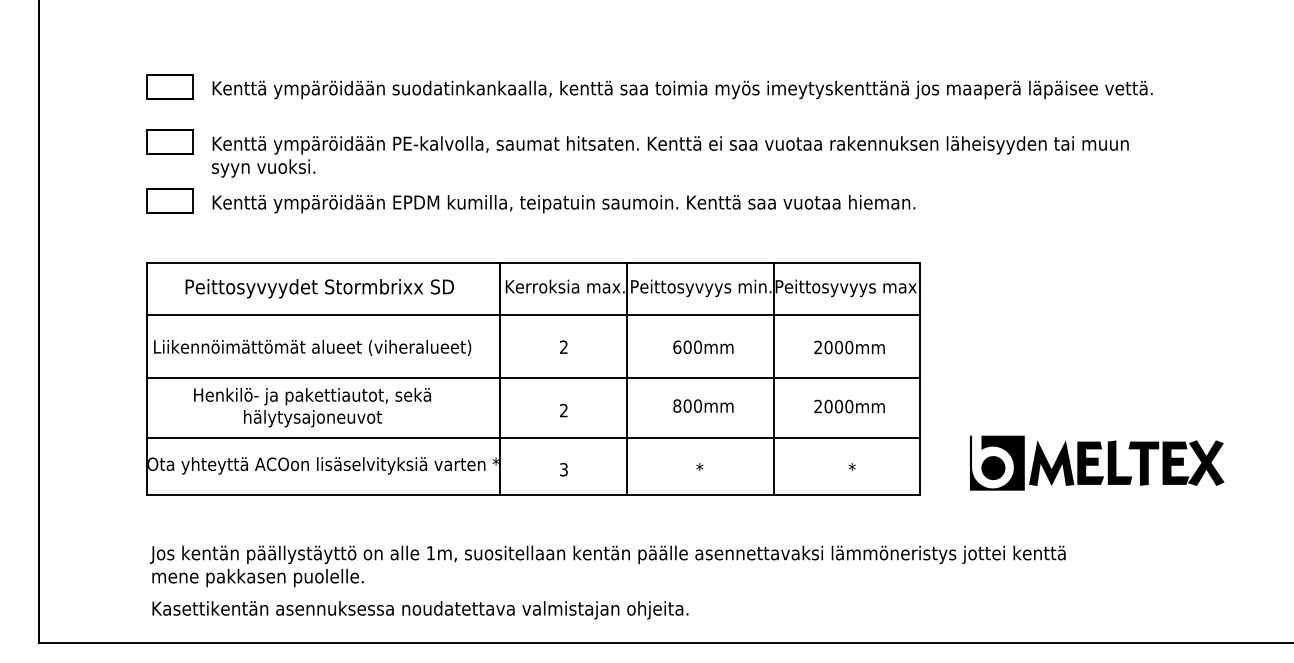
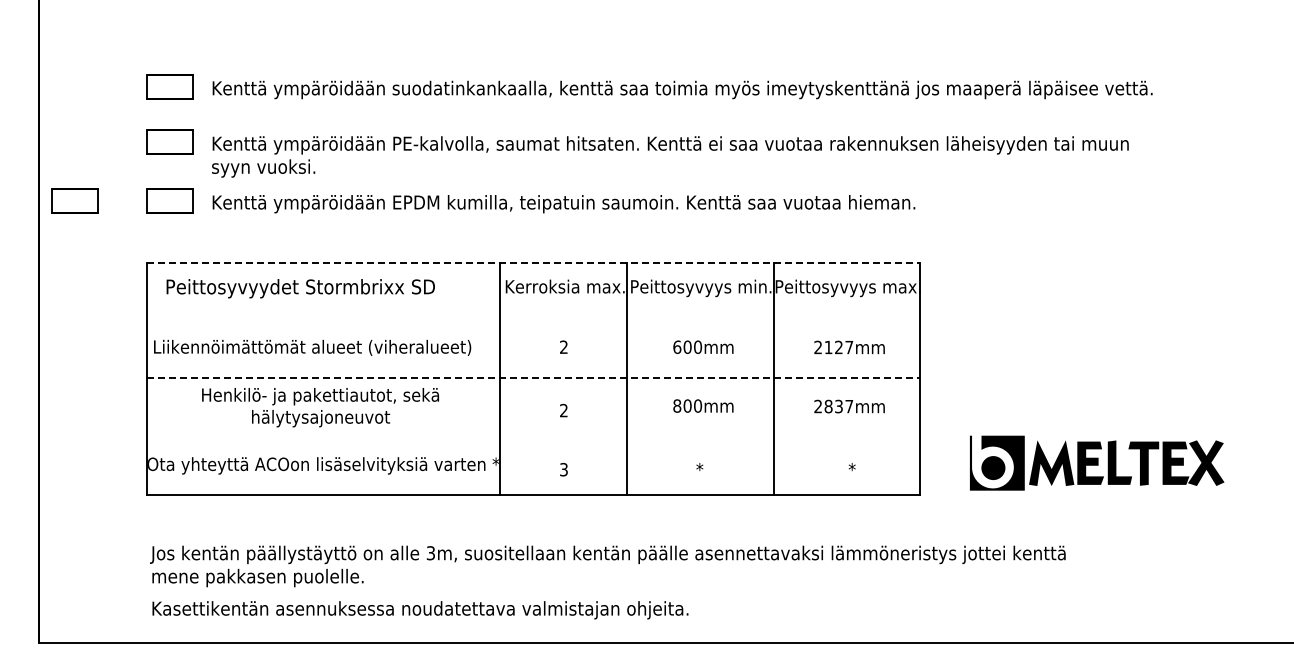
part: none -> present (74, 200)
line: solid -> dashed (533, 262)
text position: (319, 288) -> (300, 288) (300, 288)
line: present -> none (533, 315)
text: 2000mm -> 2127mm (838, 347)
line: solid -> dashed (533, 378)
text: 2000mm -> 2837mm (838, 406)
text position: (312, 407) -> (320, 407) (320, 407)
line: present -> none (533, 437)
text: 1m, -> 3m, (430, 553)
